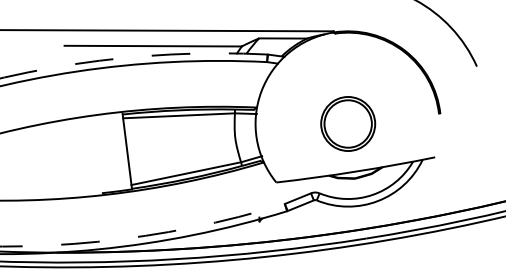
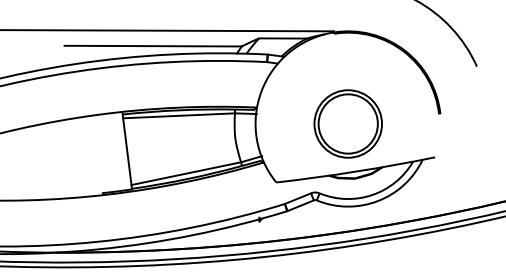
arc: dashed -> solid (132, 57)
part size: 57x56 px -> 70x70 px (347, 123)
arc: dashed -> solid (144, 236)
